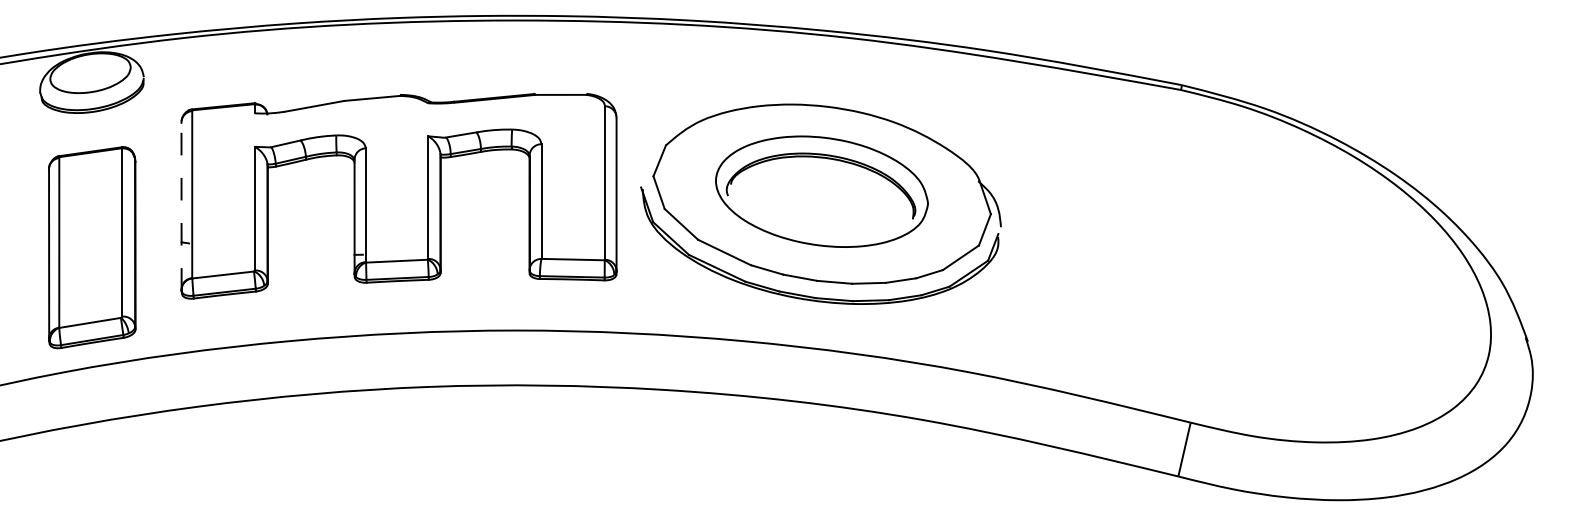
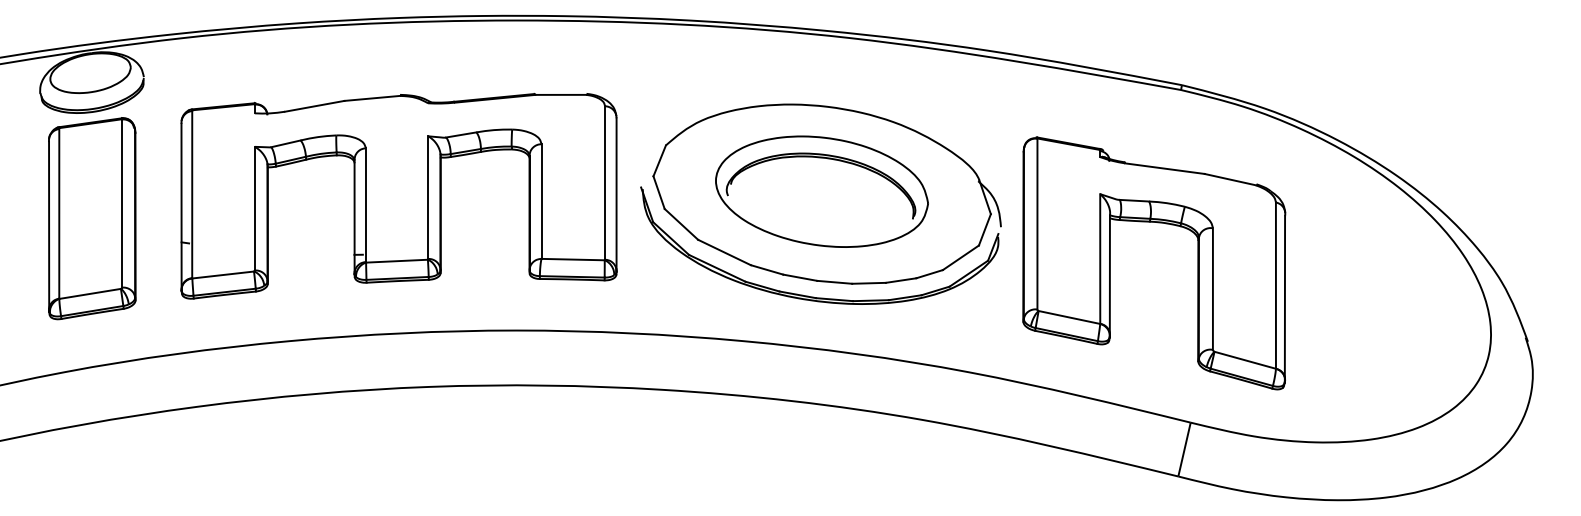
line: dashed -> solid (181, 206)
part: none -> present (1157, 223)
part position: (92, 247) -> (92, 218) (92, 218)
